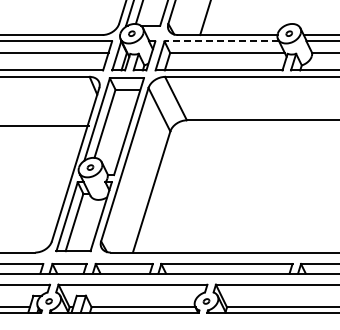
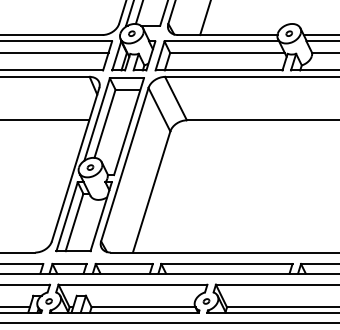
line: dashed -> solid (221, 41)
line position: (45, 126) -> (45, 120) (45, 120)
line: none -> present (169, 323)
